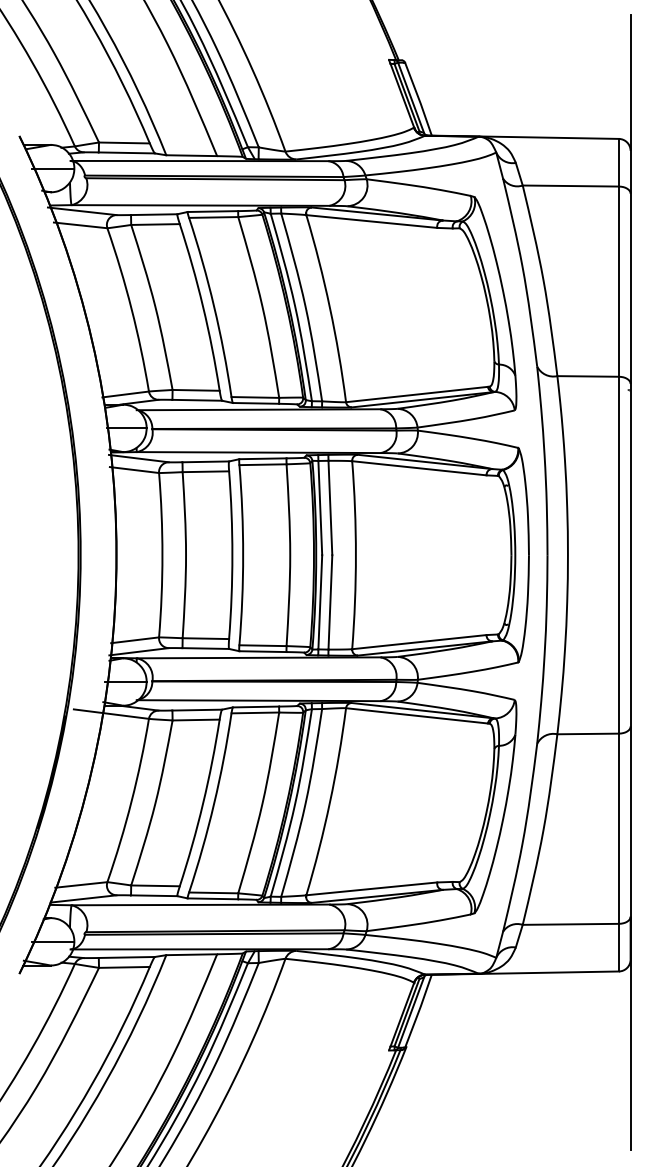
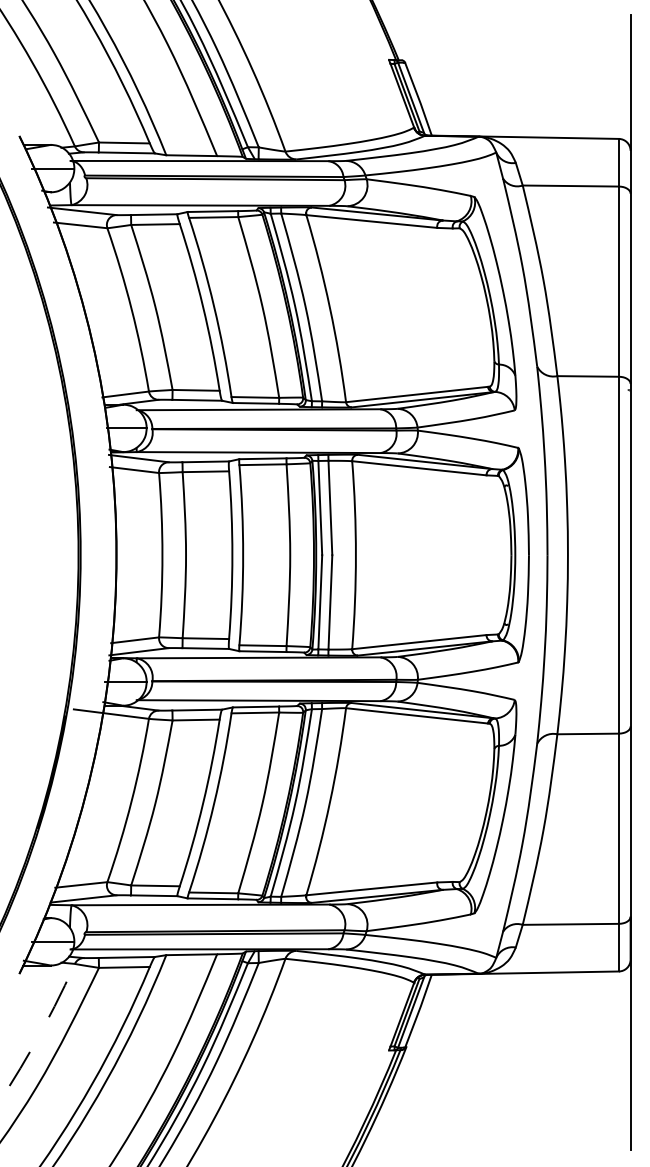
arc: solid -> dashed (40, 1033)
